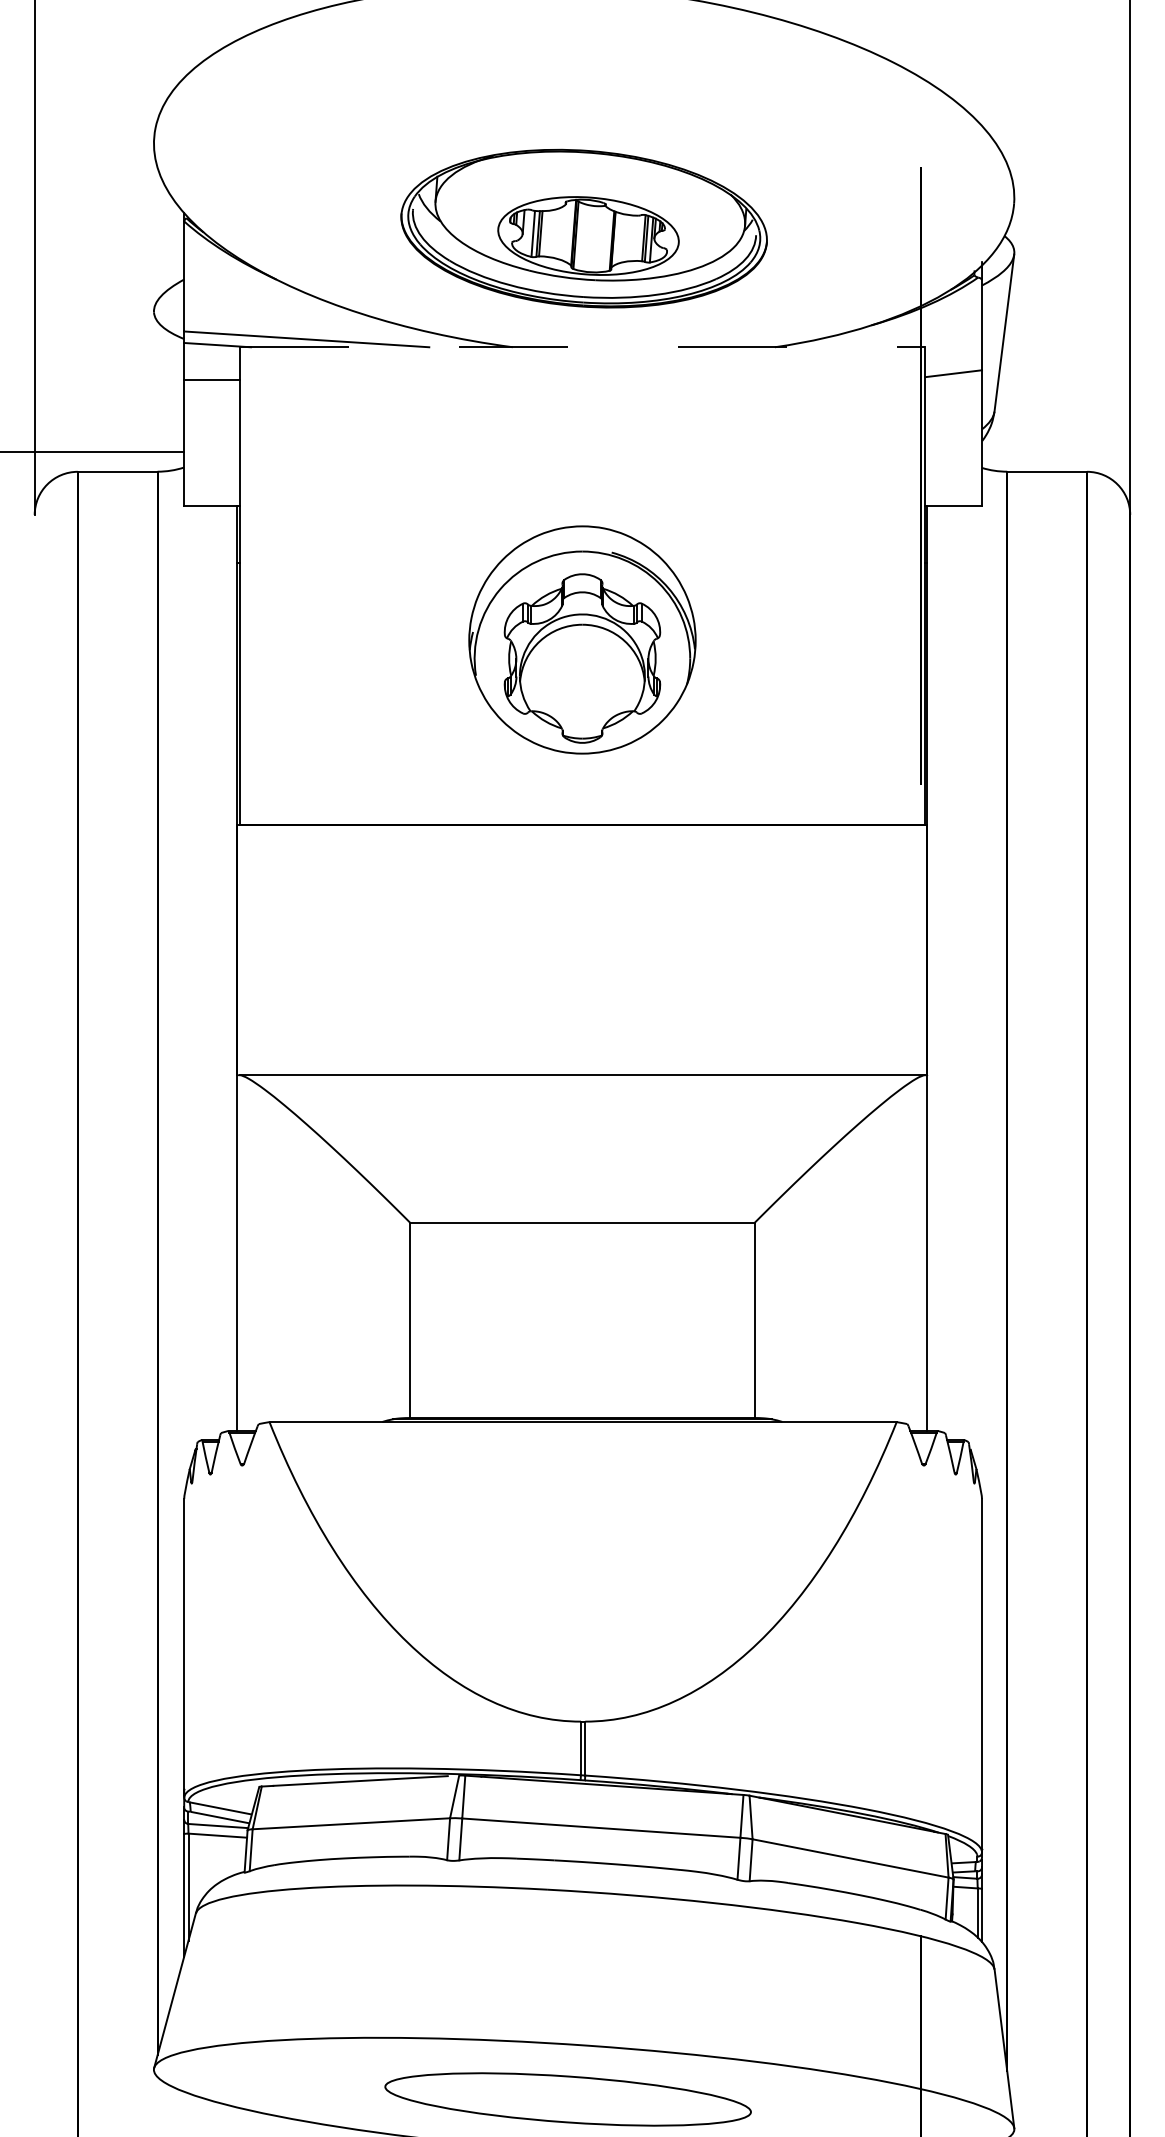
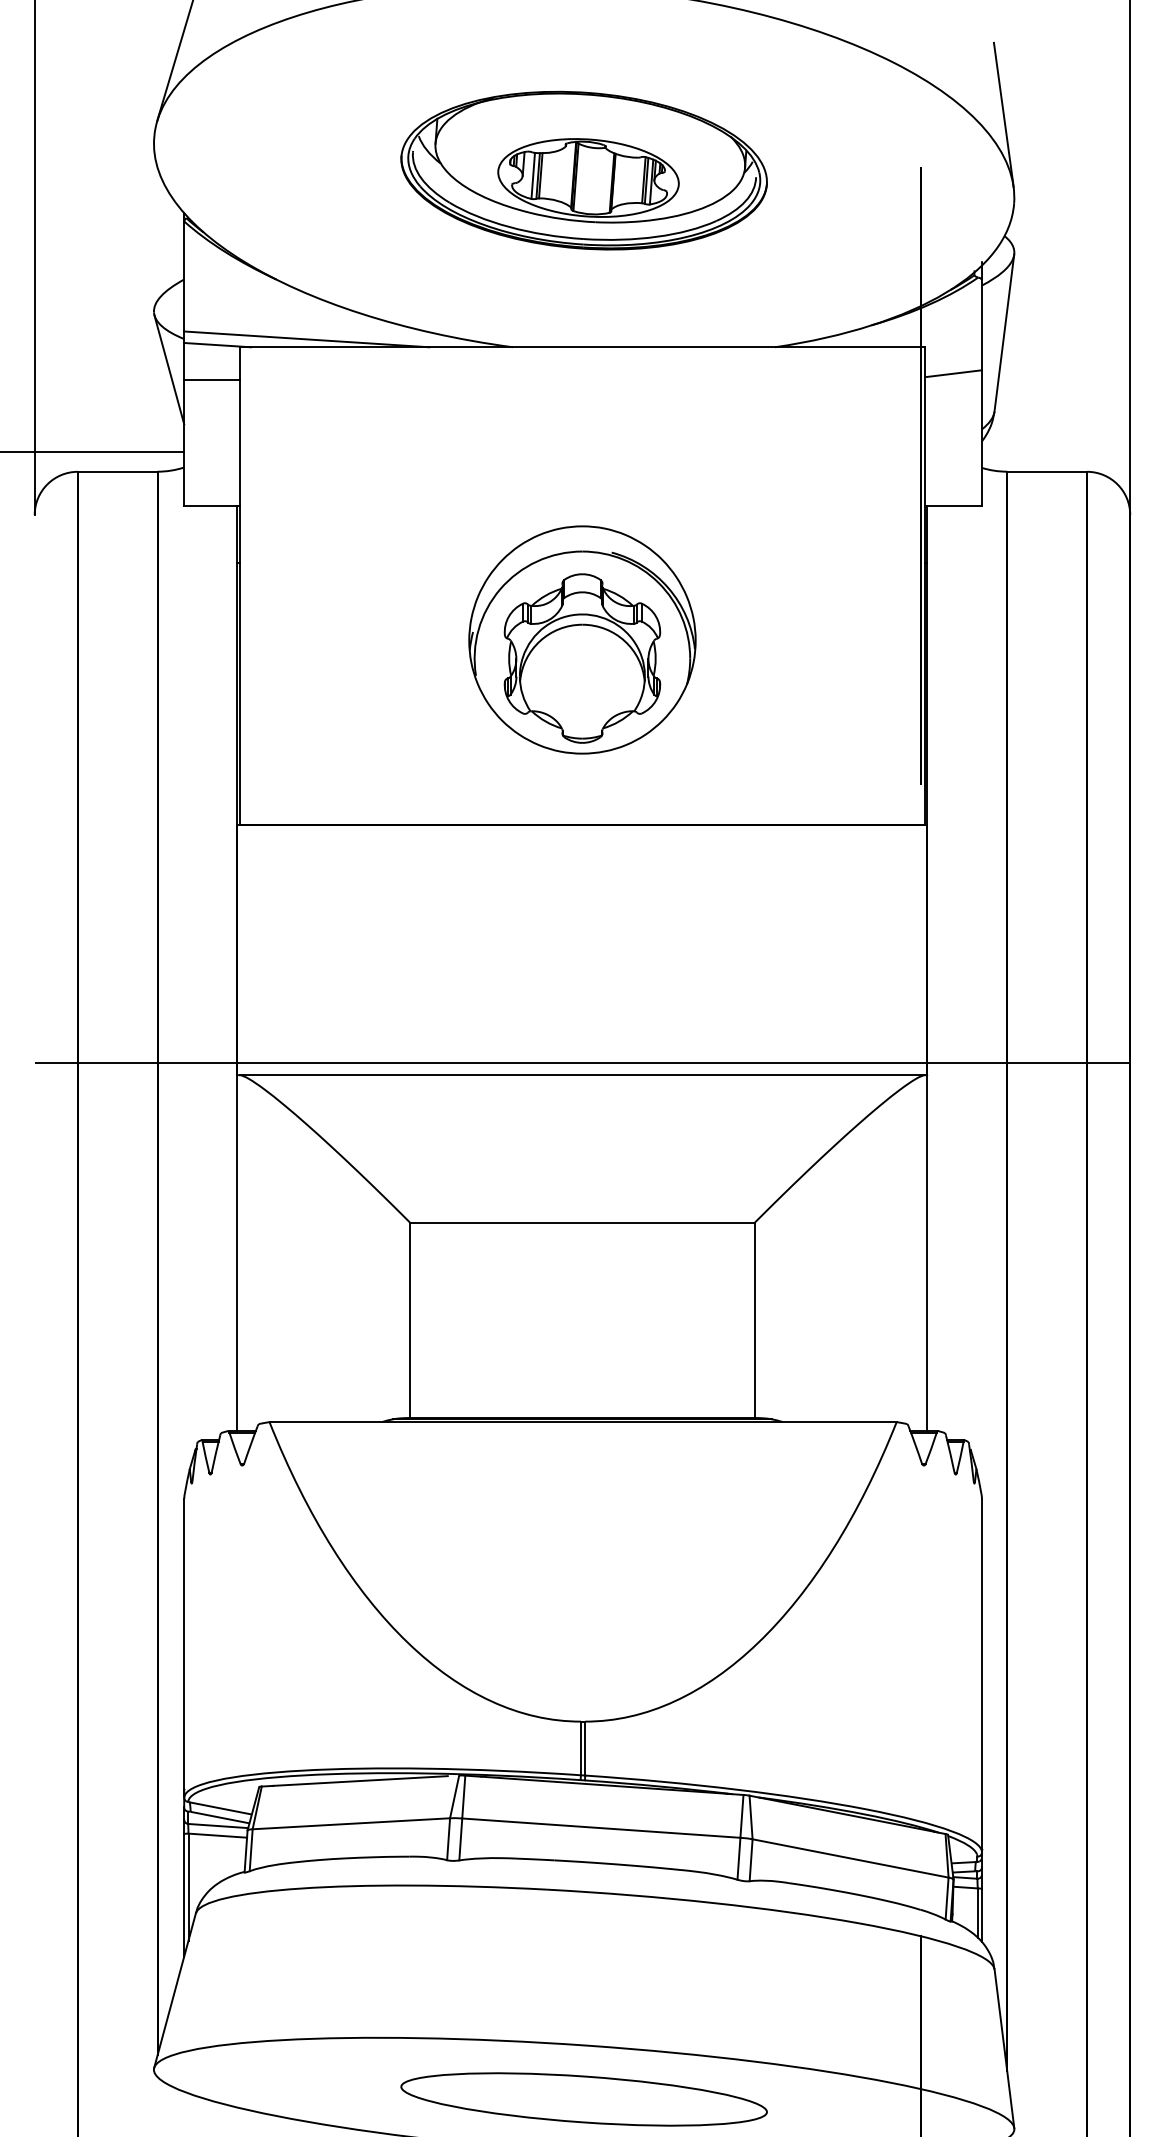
line: none -> present (174, 61)
line: none -> present (1003, 114)
part position: (583, 228) -> (583, 170) (583, 170)
line: dashed -> solid (582, 347)
line: none -> present (169, 369)
line: none -> present (582, 1062)
part position: (567, 2099) -> (583, 2099) (583, 2099)
